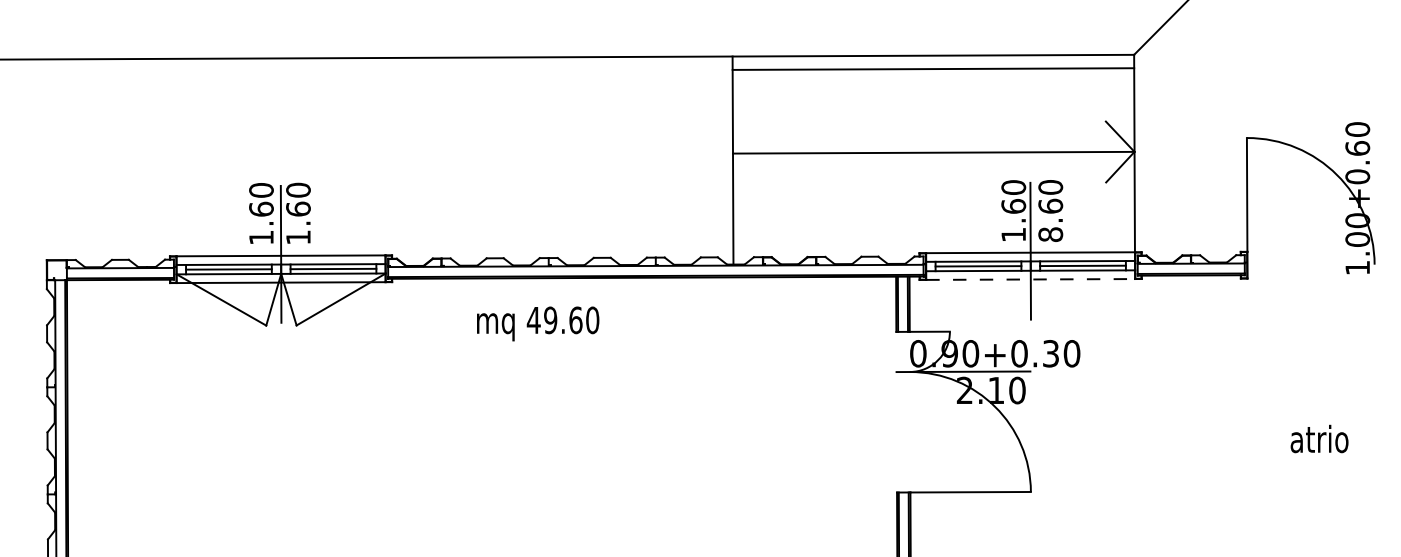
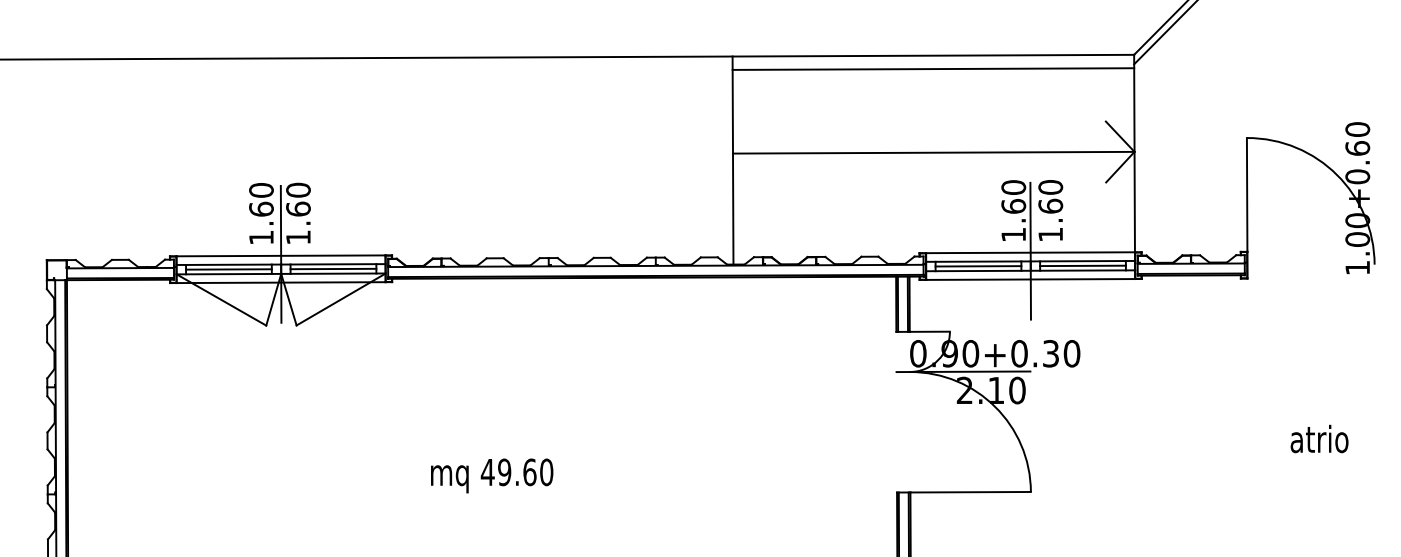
line: none -> present (1164, 33)
text: 8.60 -> 1.60 (1050, 234)
line: dashed -> solid (1030, 279)
text position: (538, 323) -> (492, 475) (492, 475)
